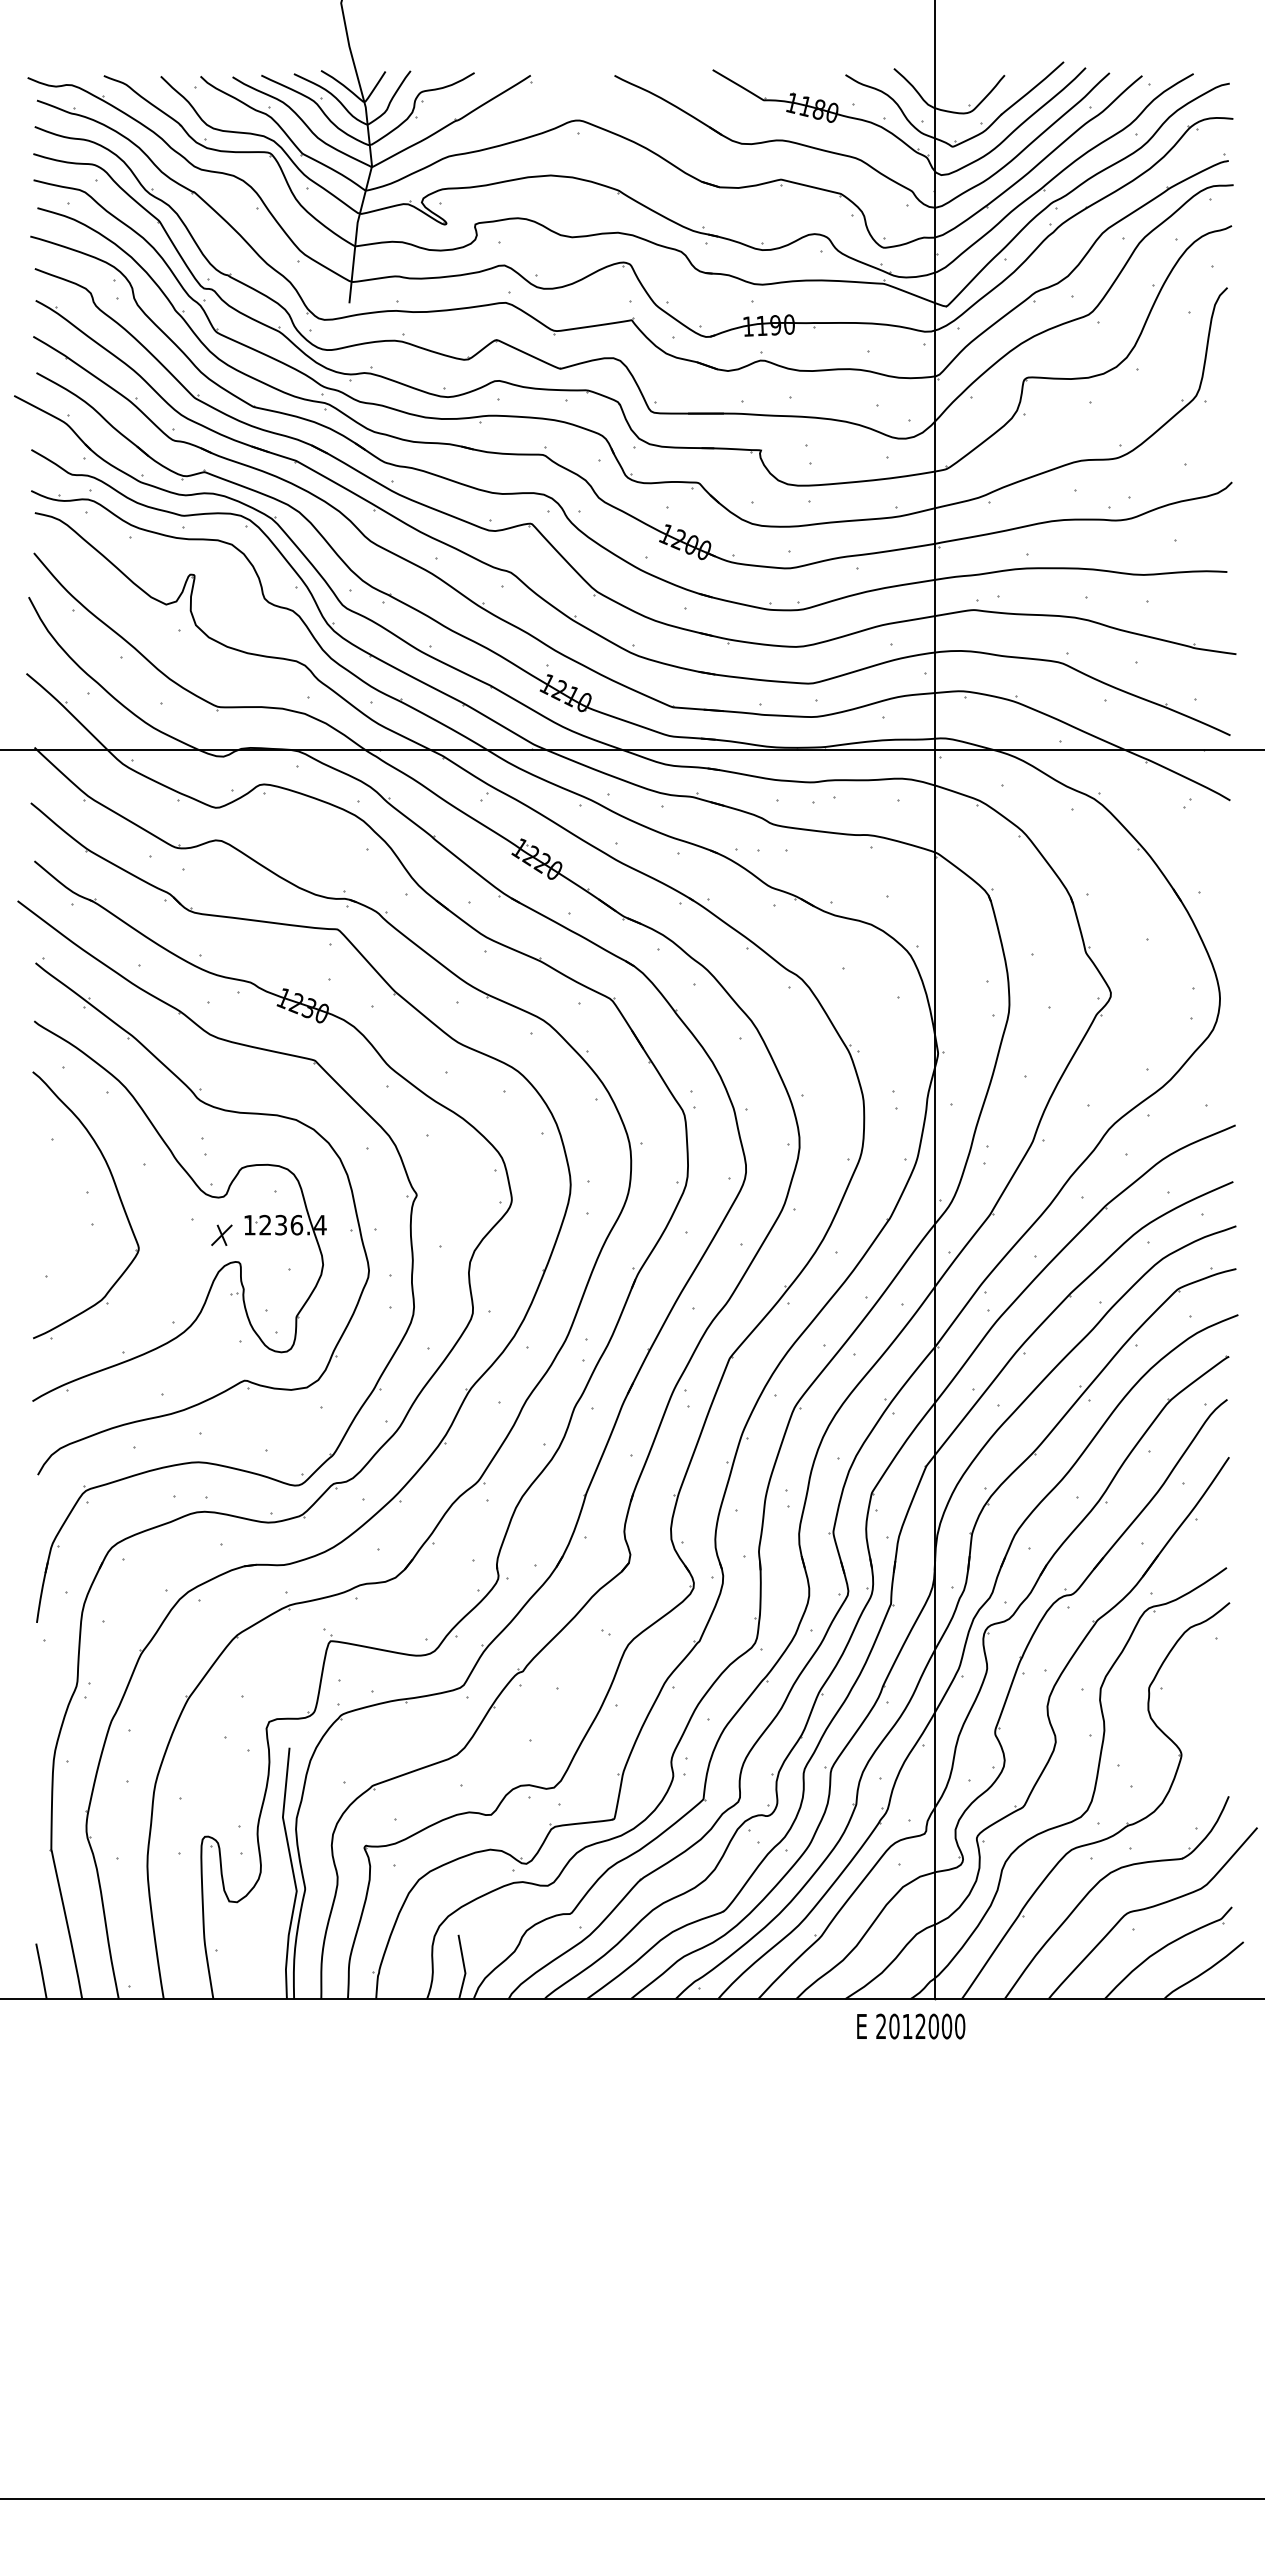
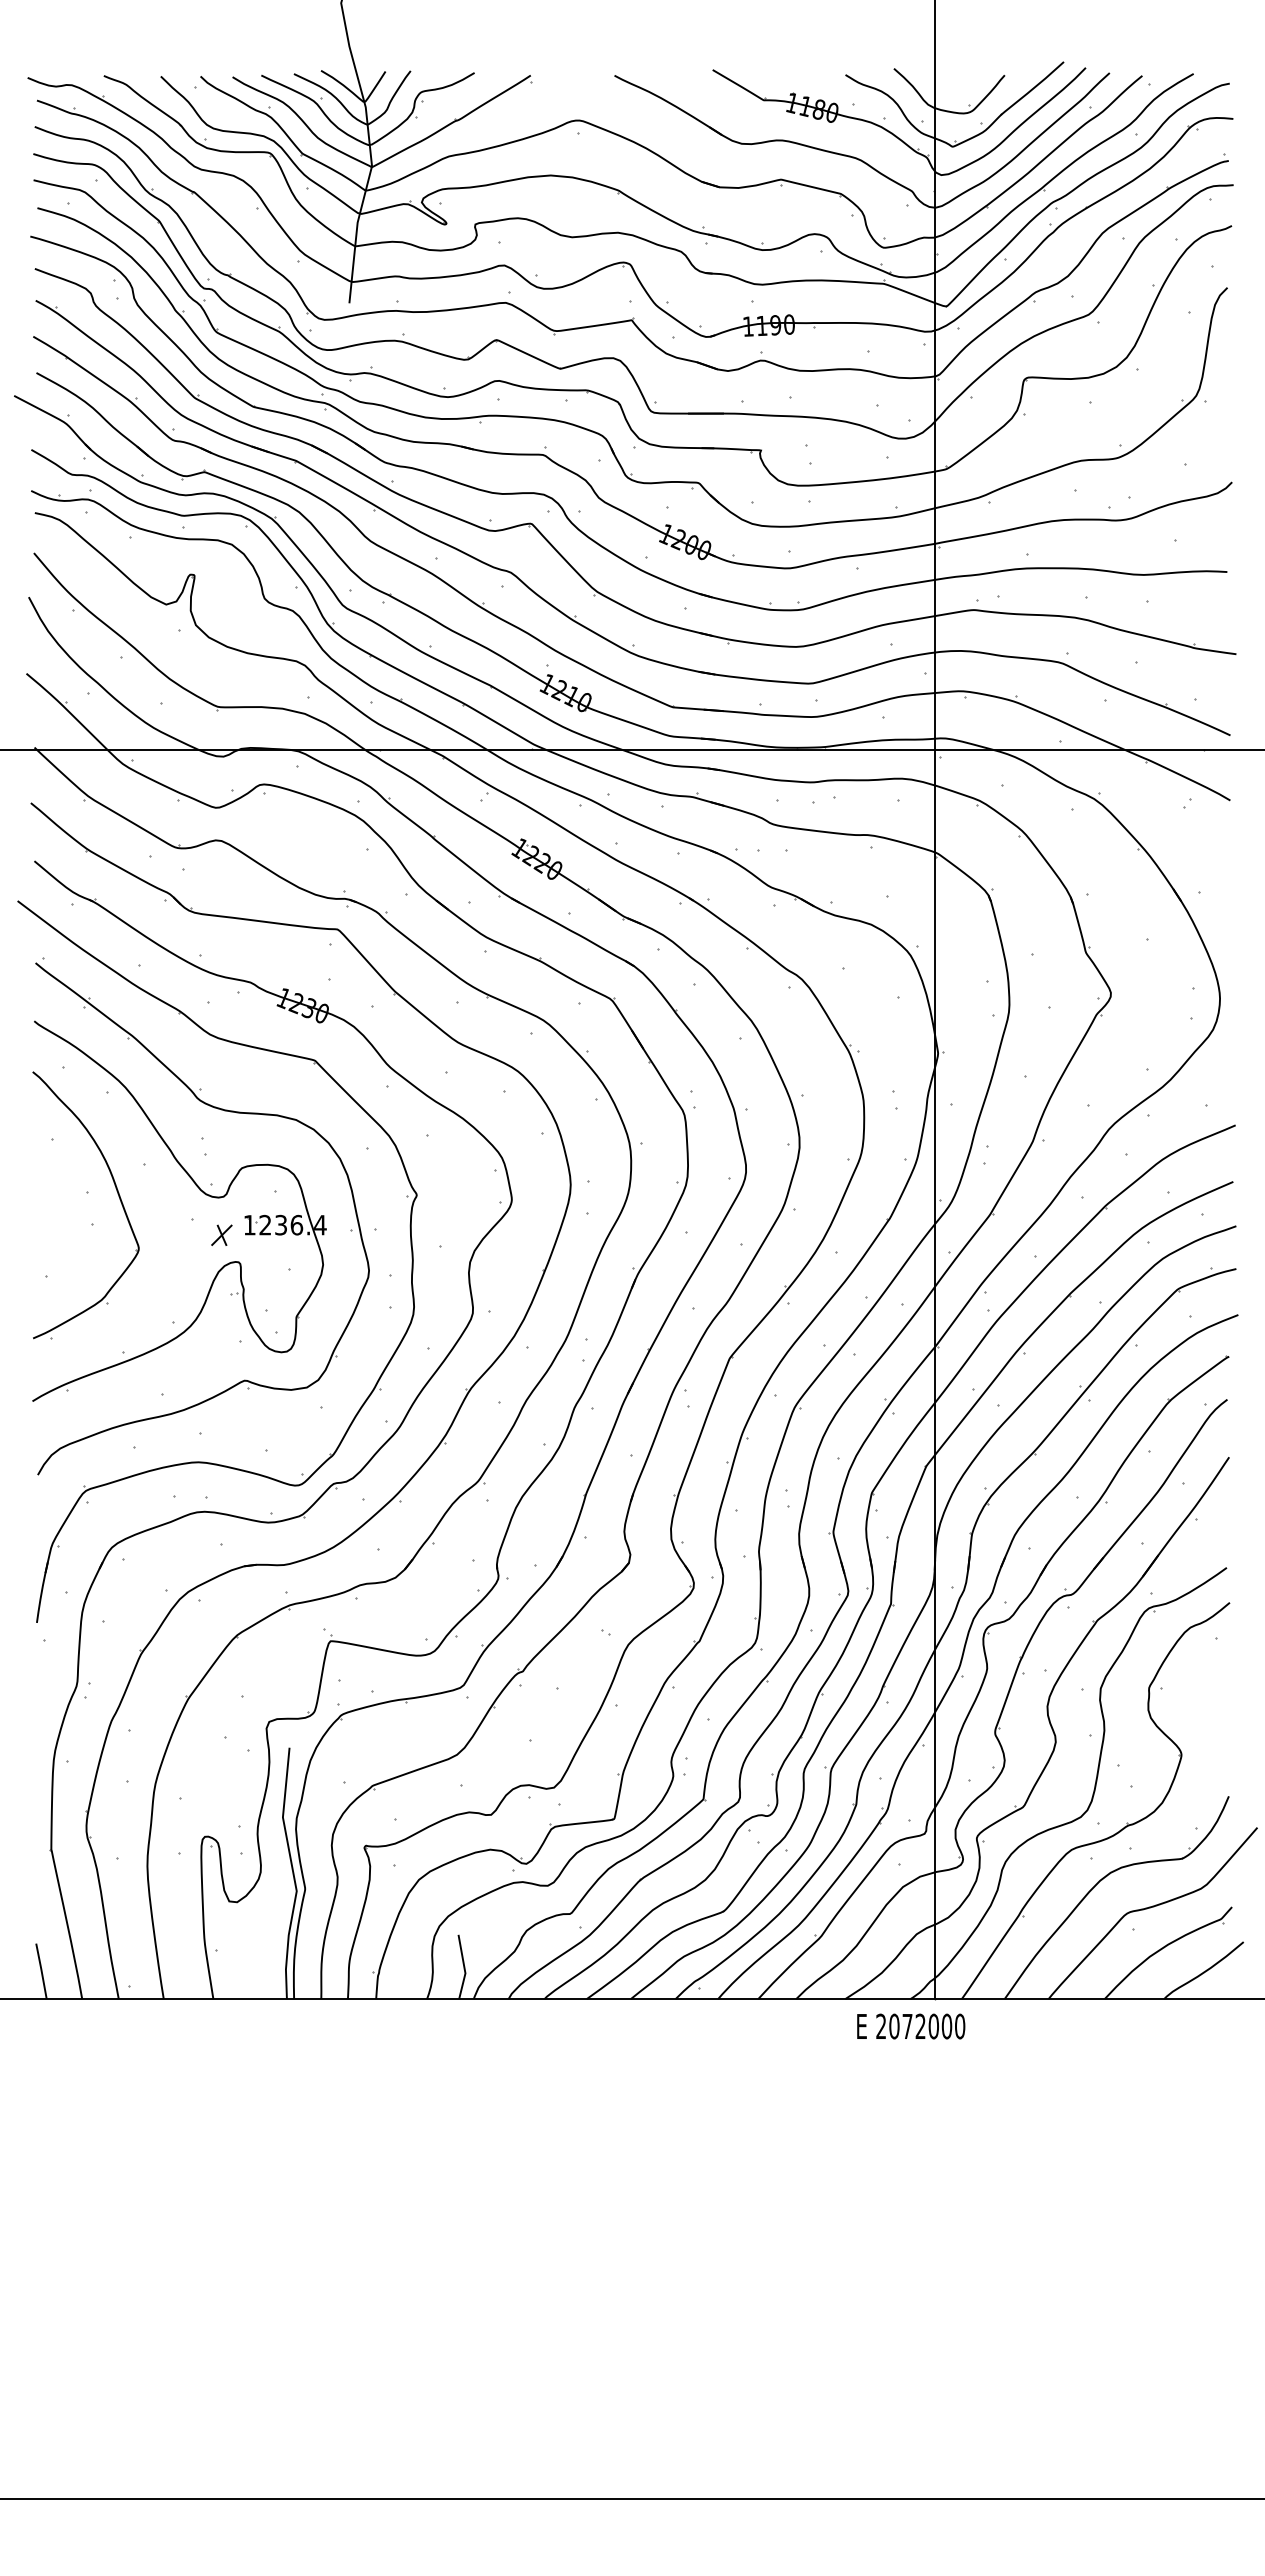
text: 2012000 -> 2072000 (907, 2026)
